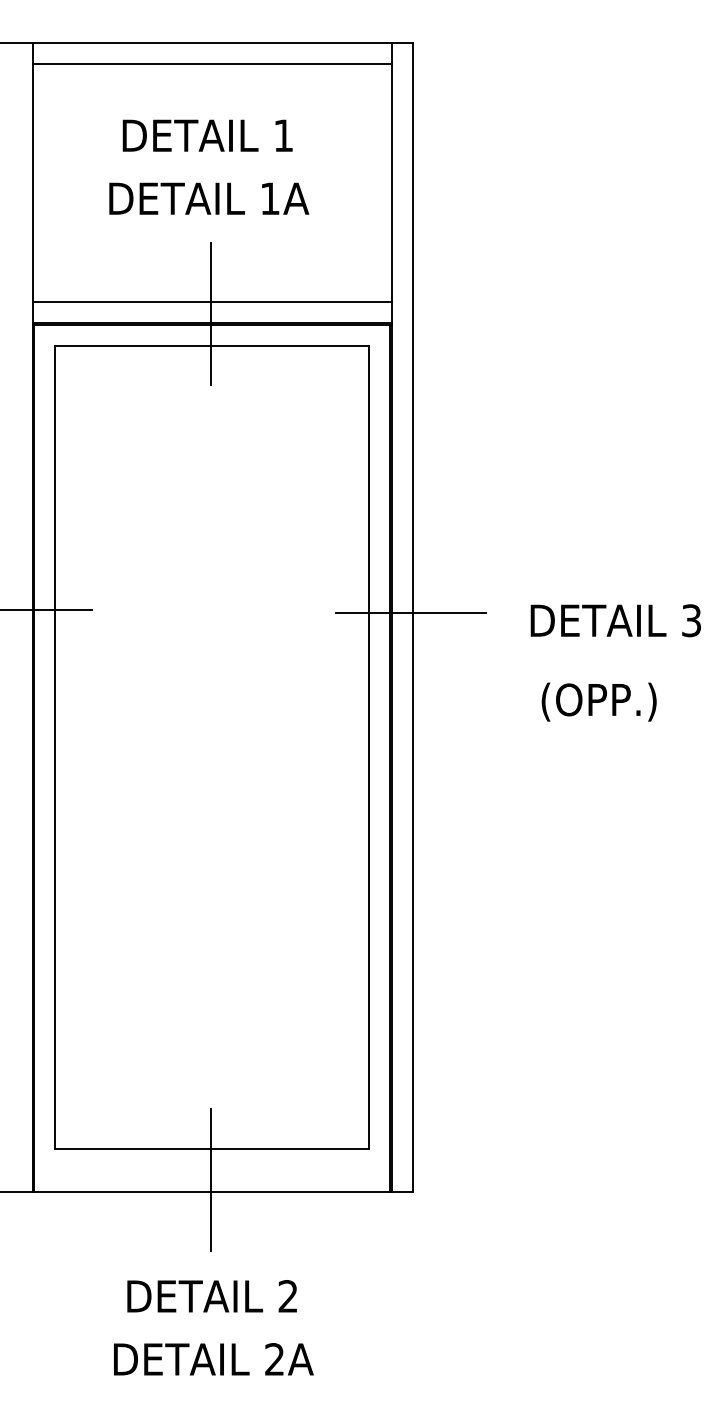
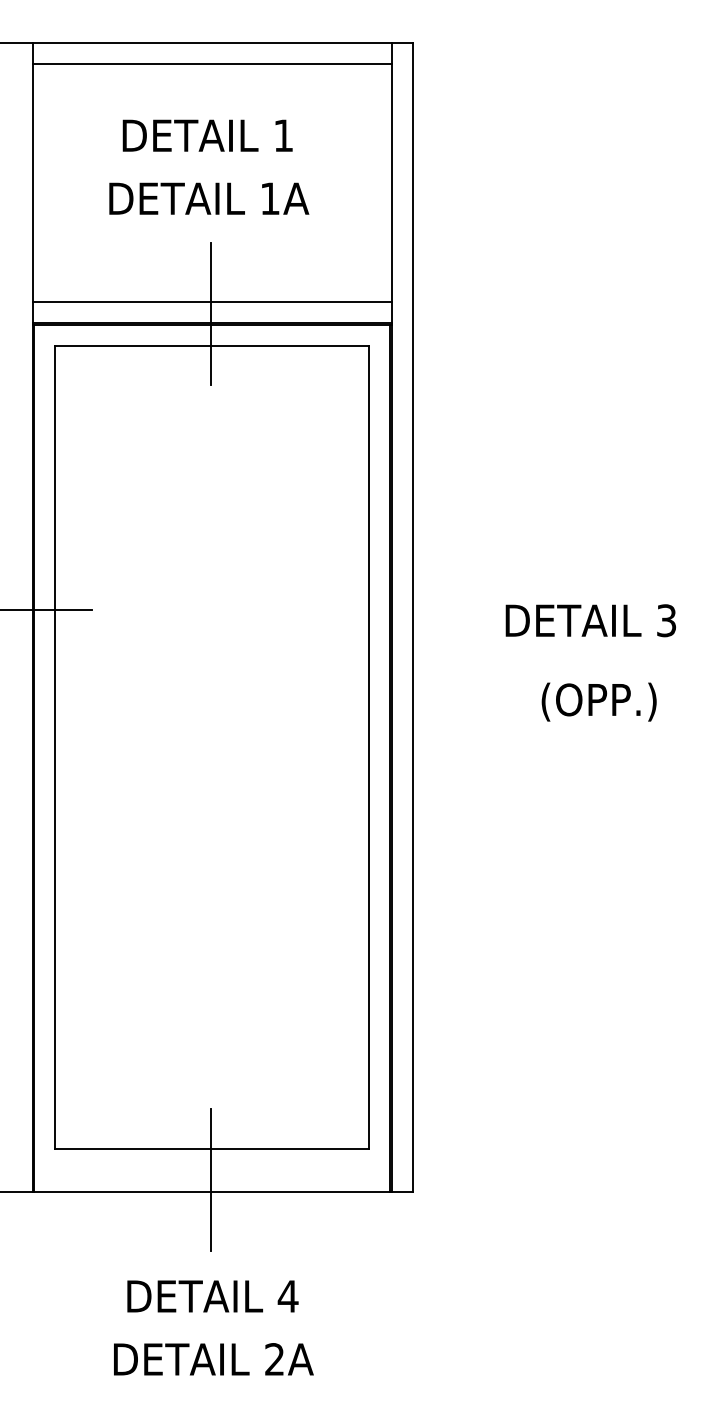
line: present -> none (410, 613)
text position: (615, 620) -> (590, 620) (590, 620)
text: 2 -> 4 (287, 1296)
